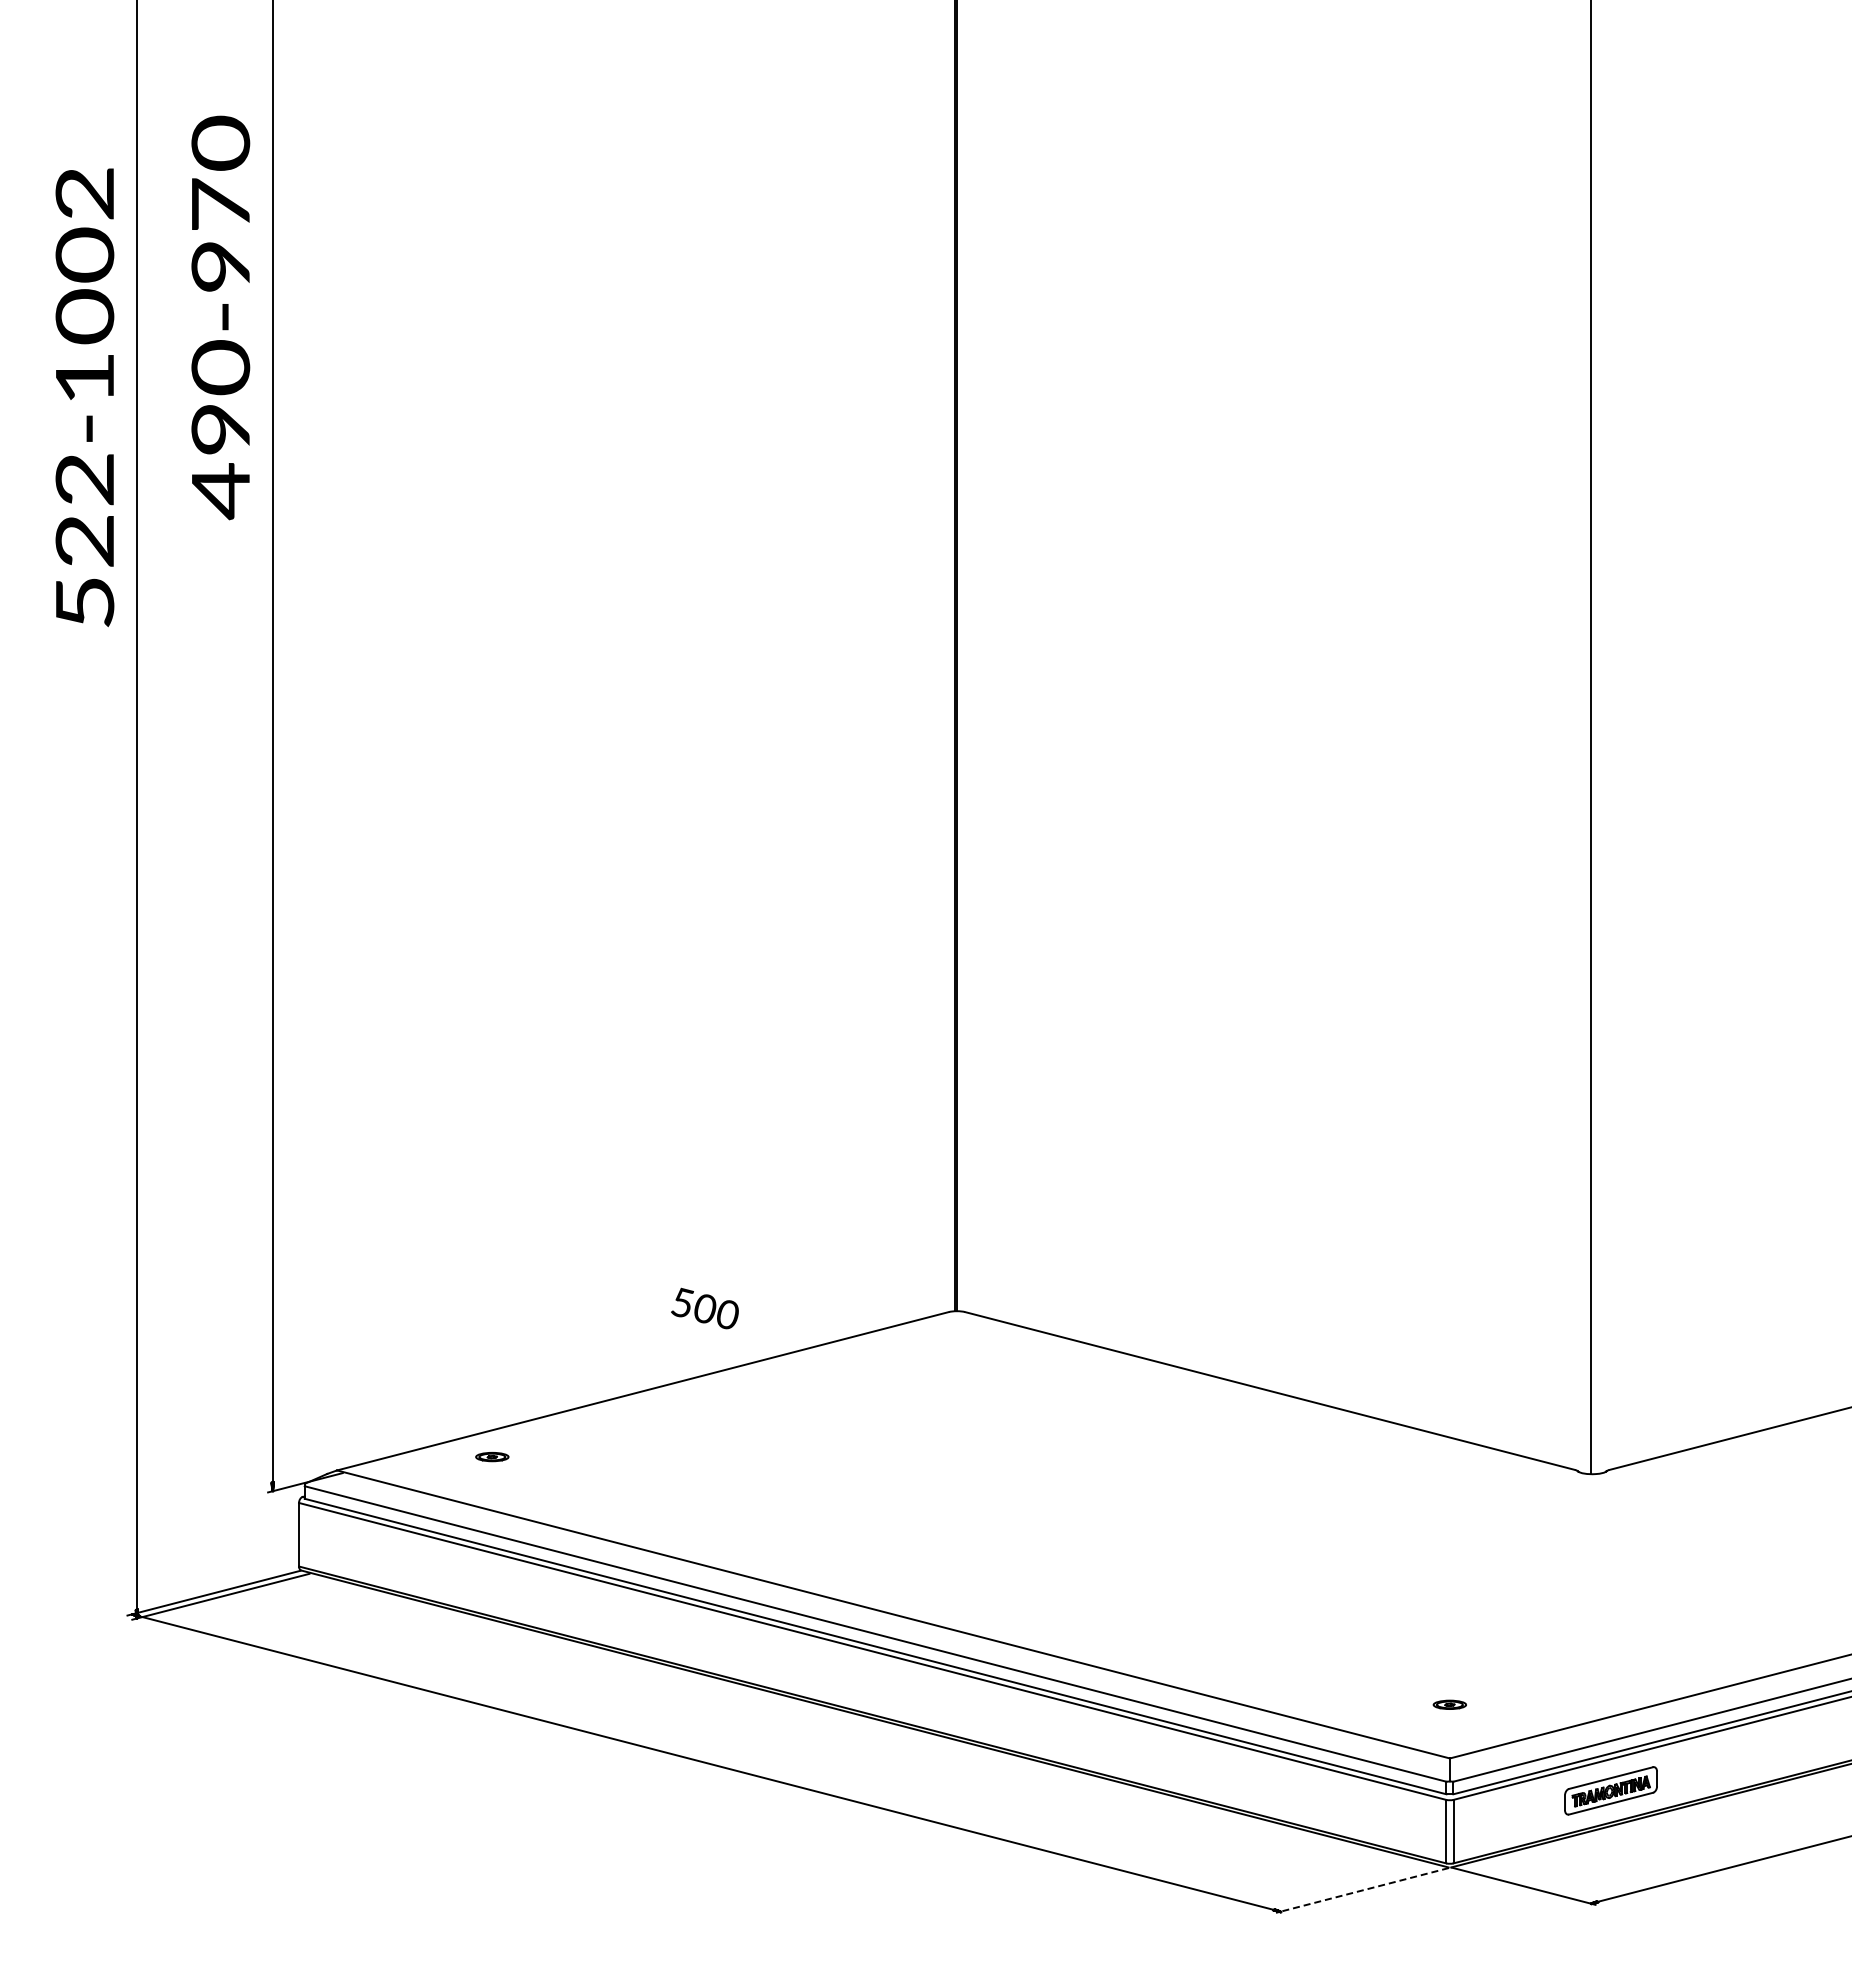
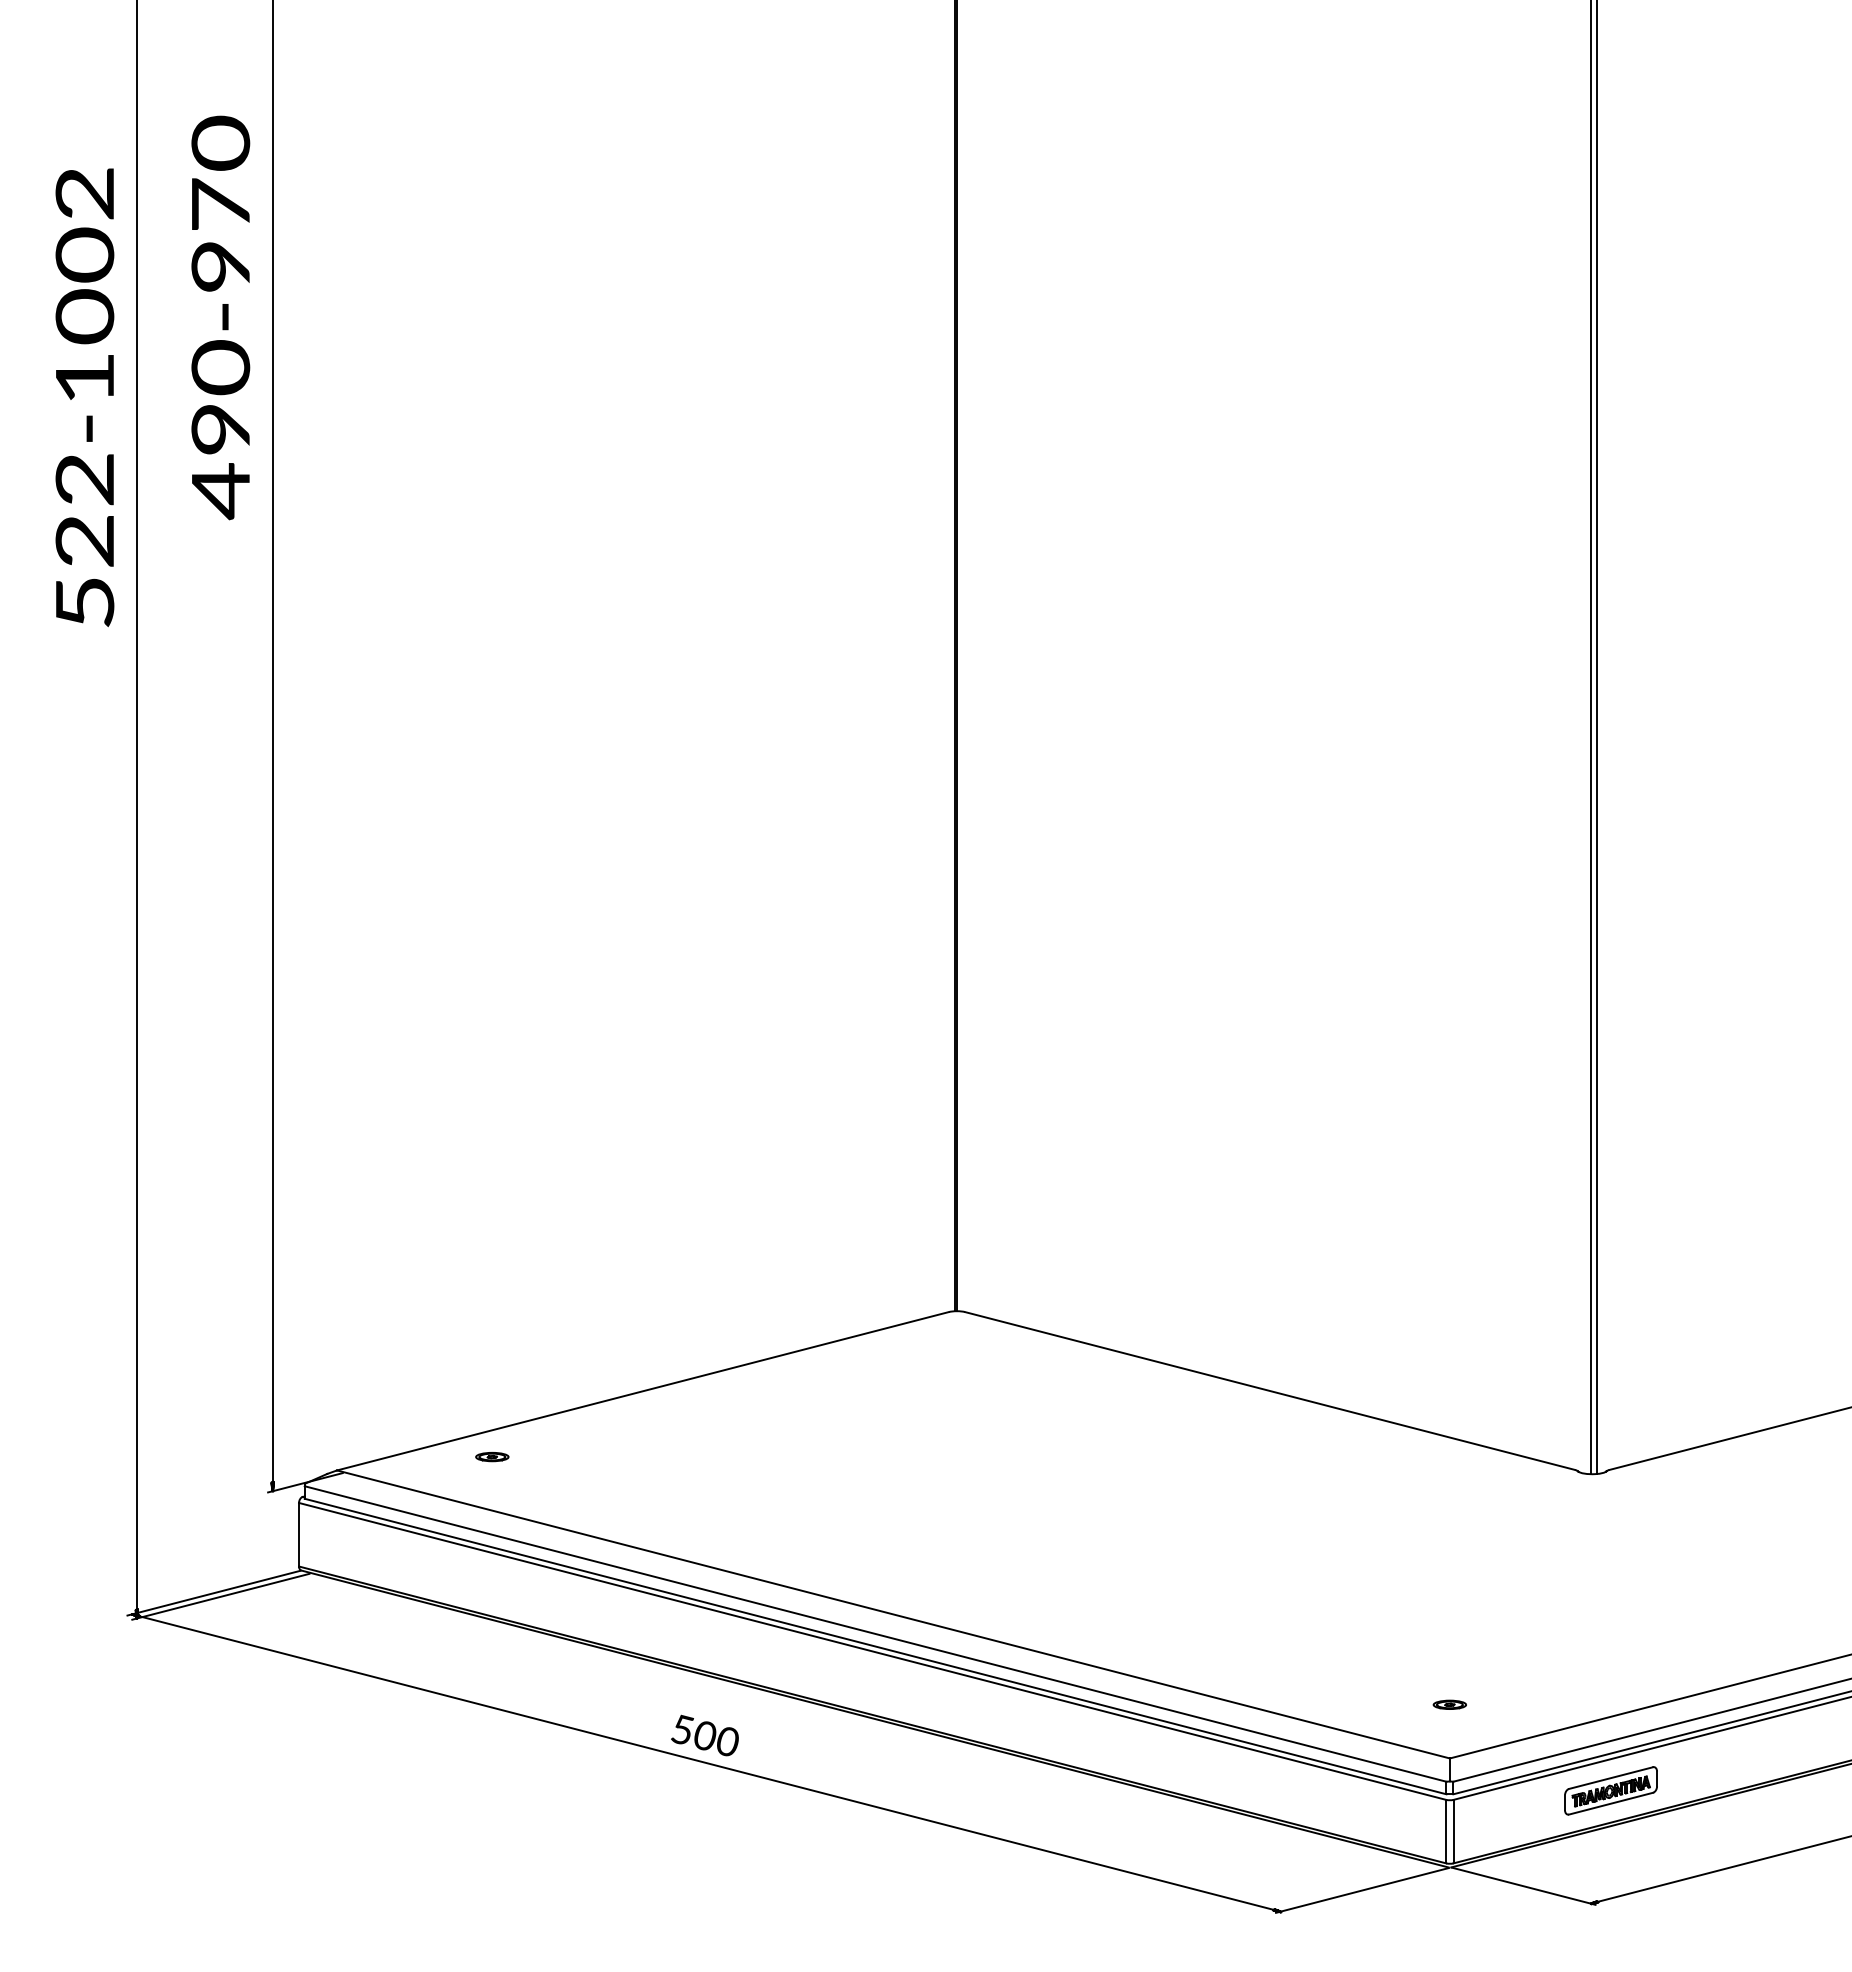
line: none -> present (1597, 738)
text position: (704, 1308) -> (704, 1735) (704, 1735)
line: dashed -> solid (1361, 1890)
